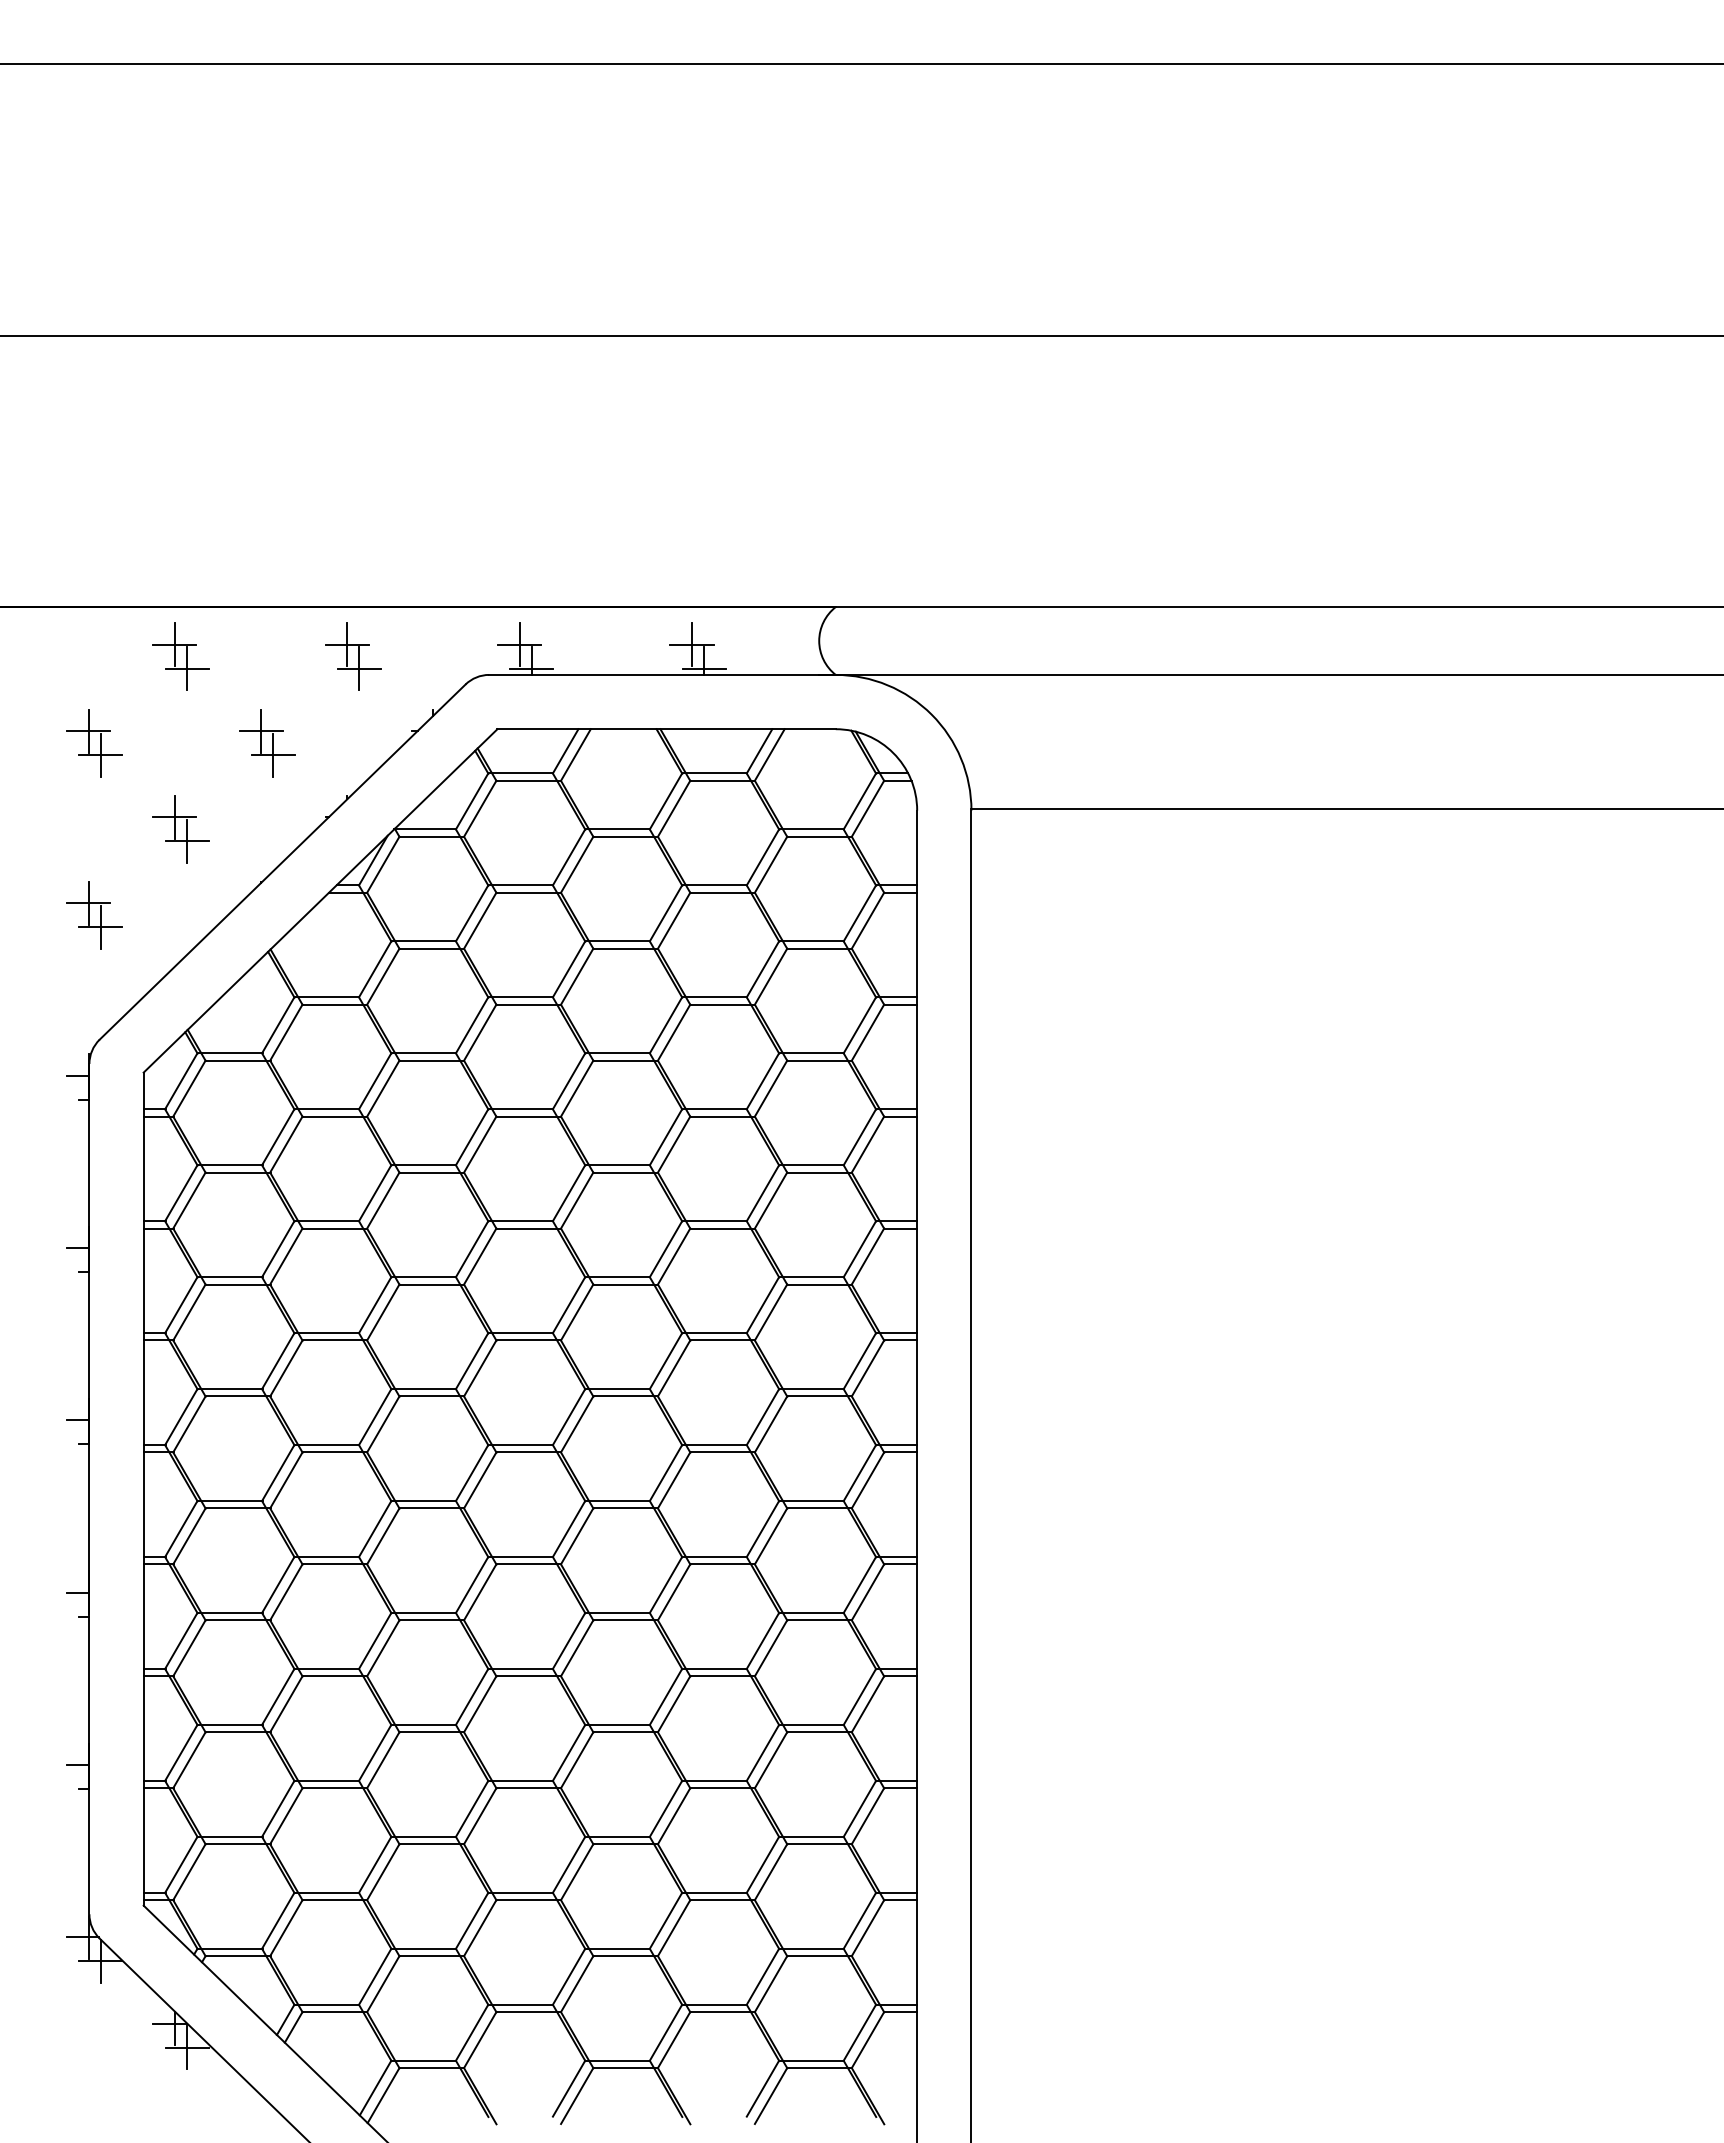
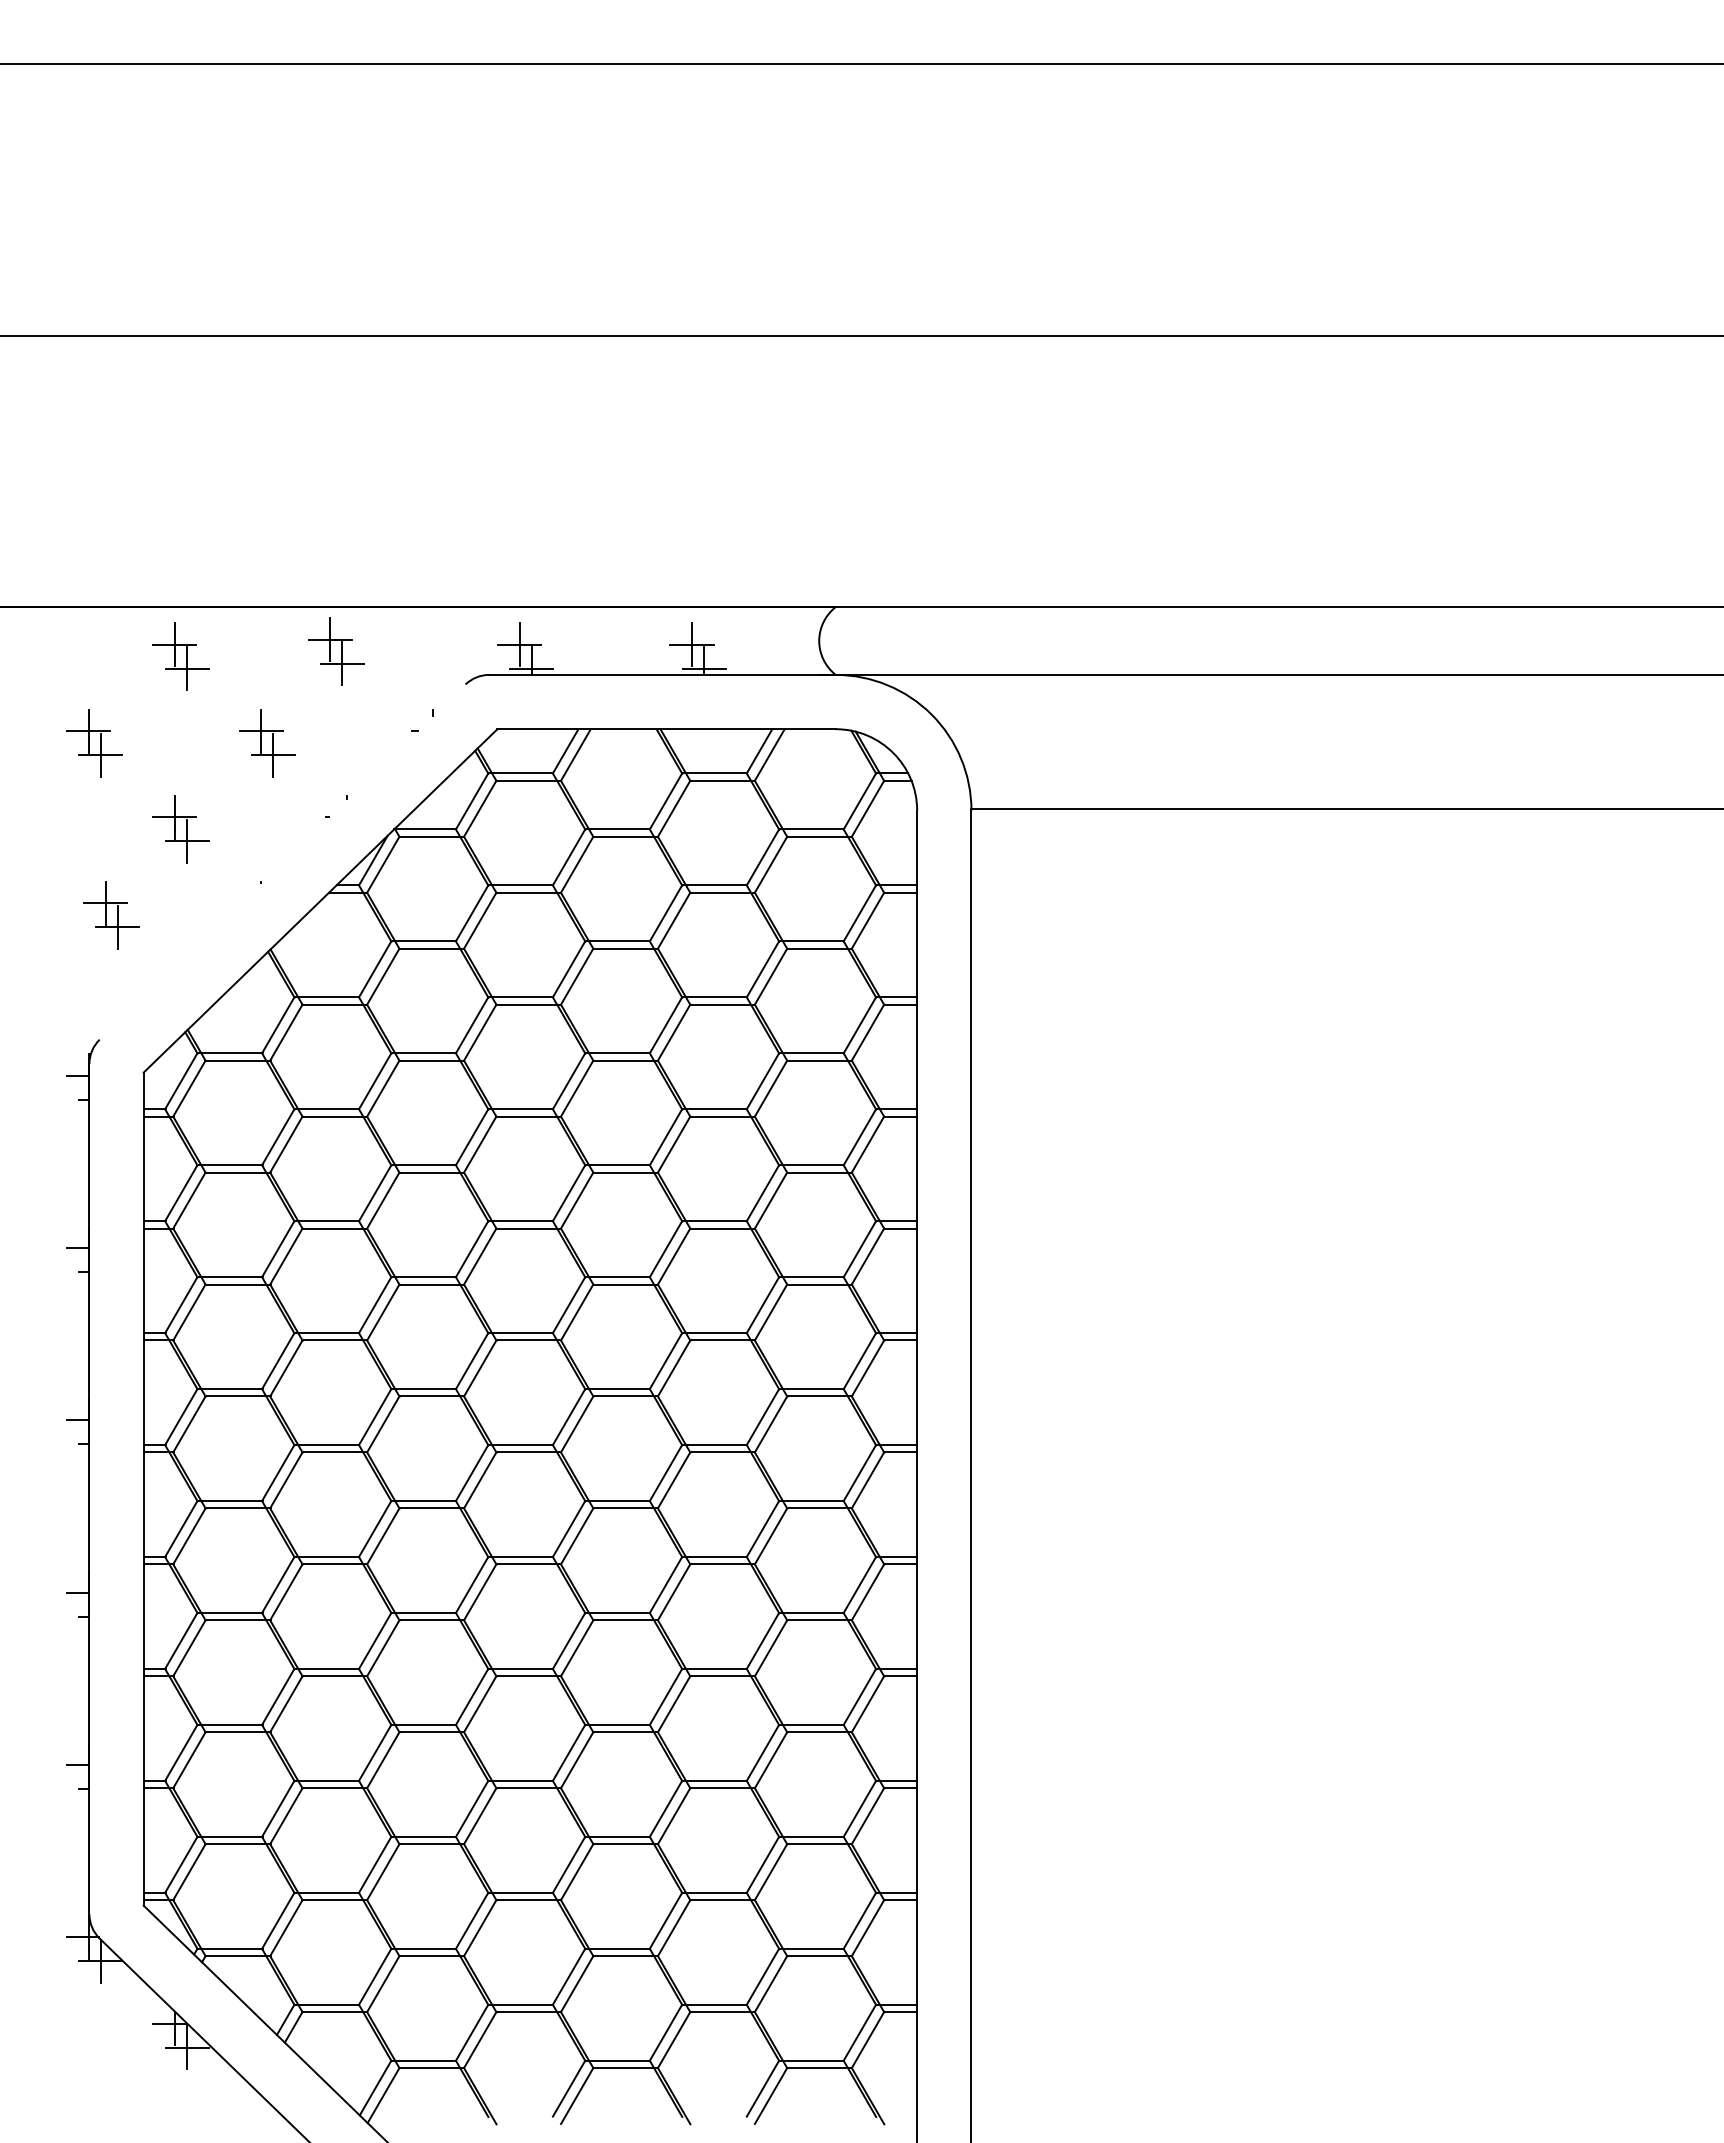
part position: (353, 656) -> (336, 651) (336, 651)
line: present -> none (282, 861)
part position: (94, 915) -> (111, 915) (111, 915)
